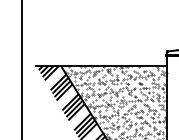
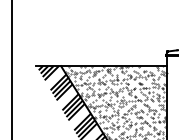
line position: (22, 69) -> (12, 69) (12, 69)
